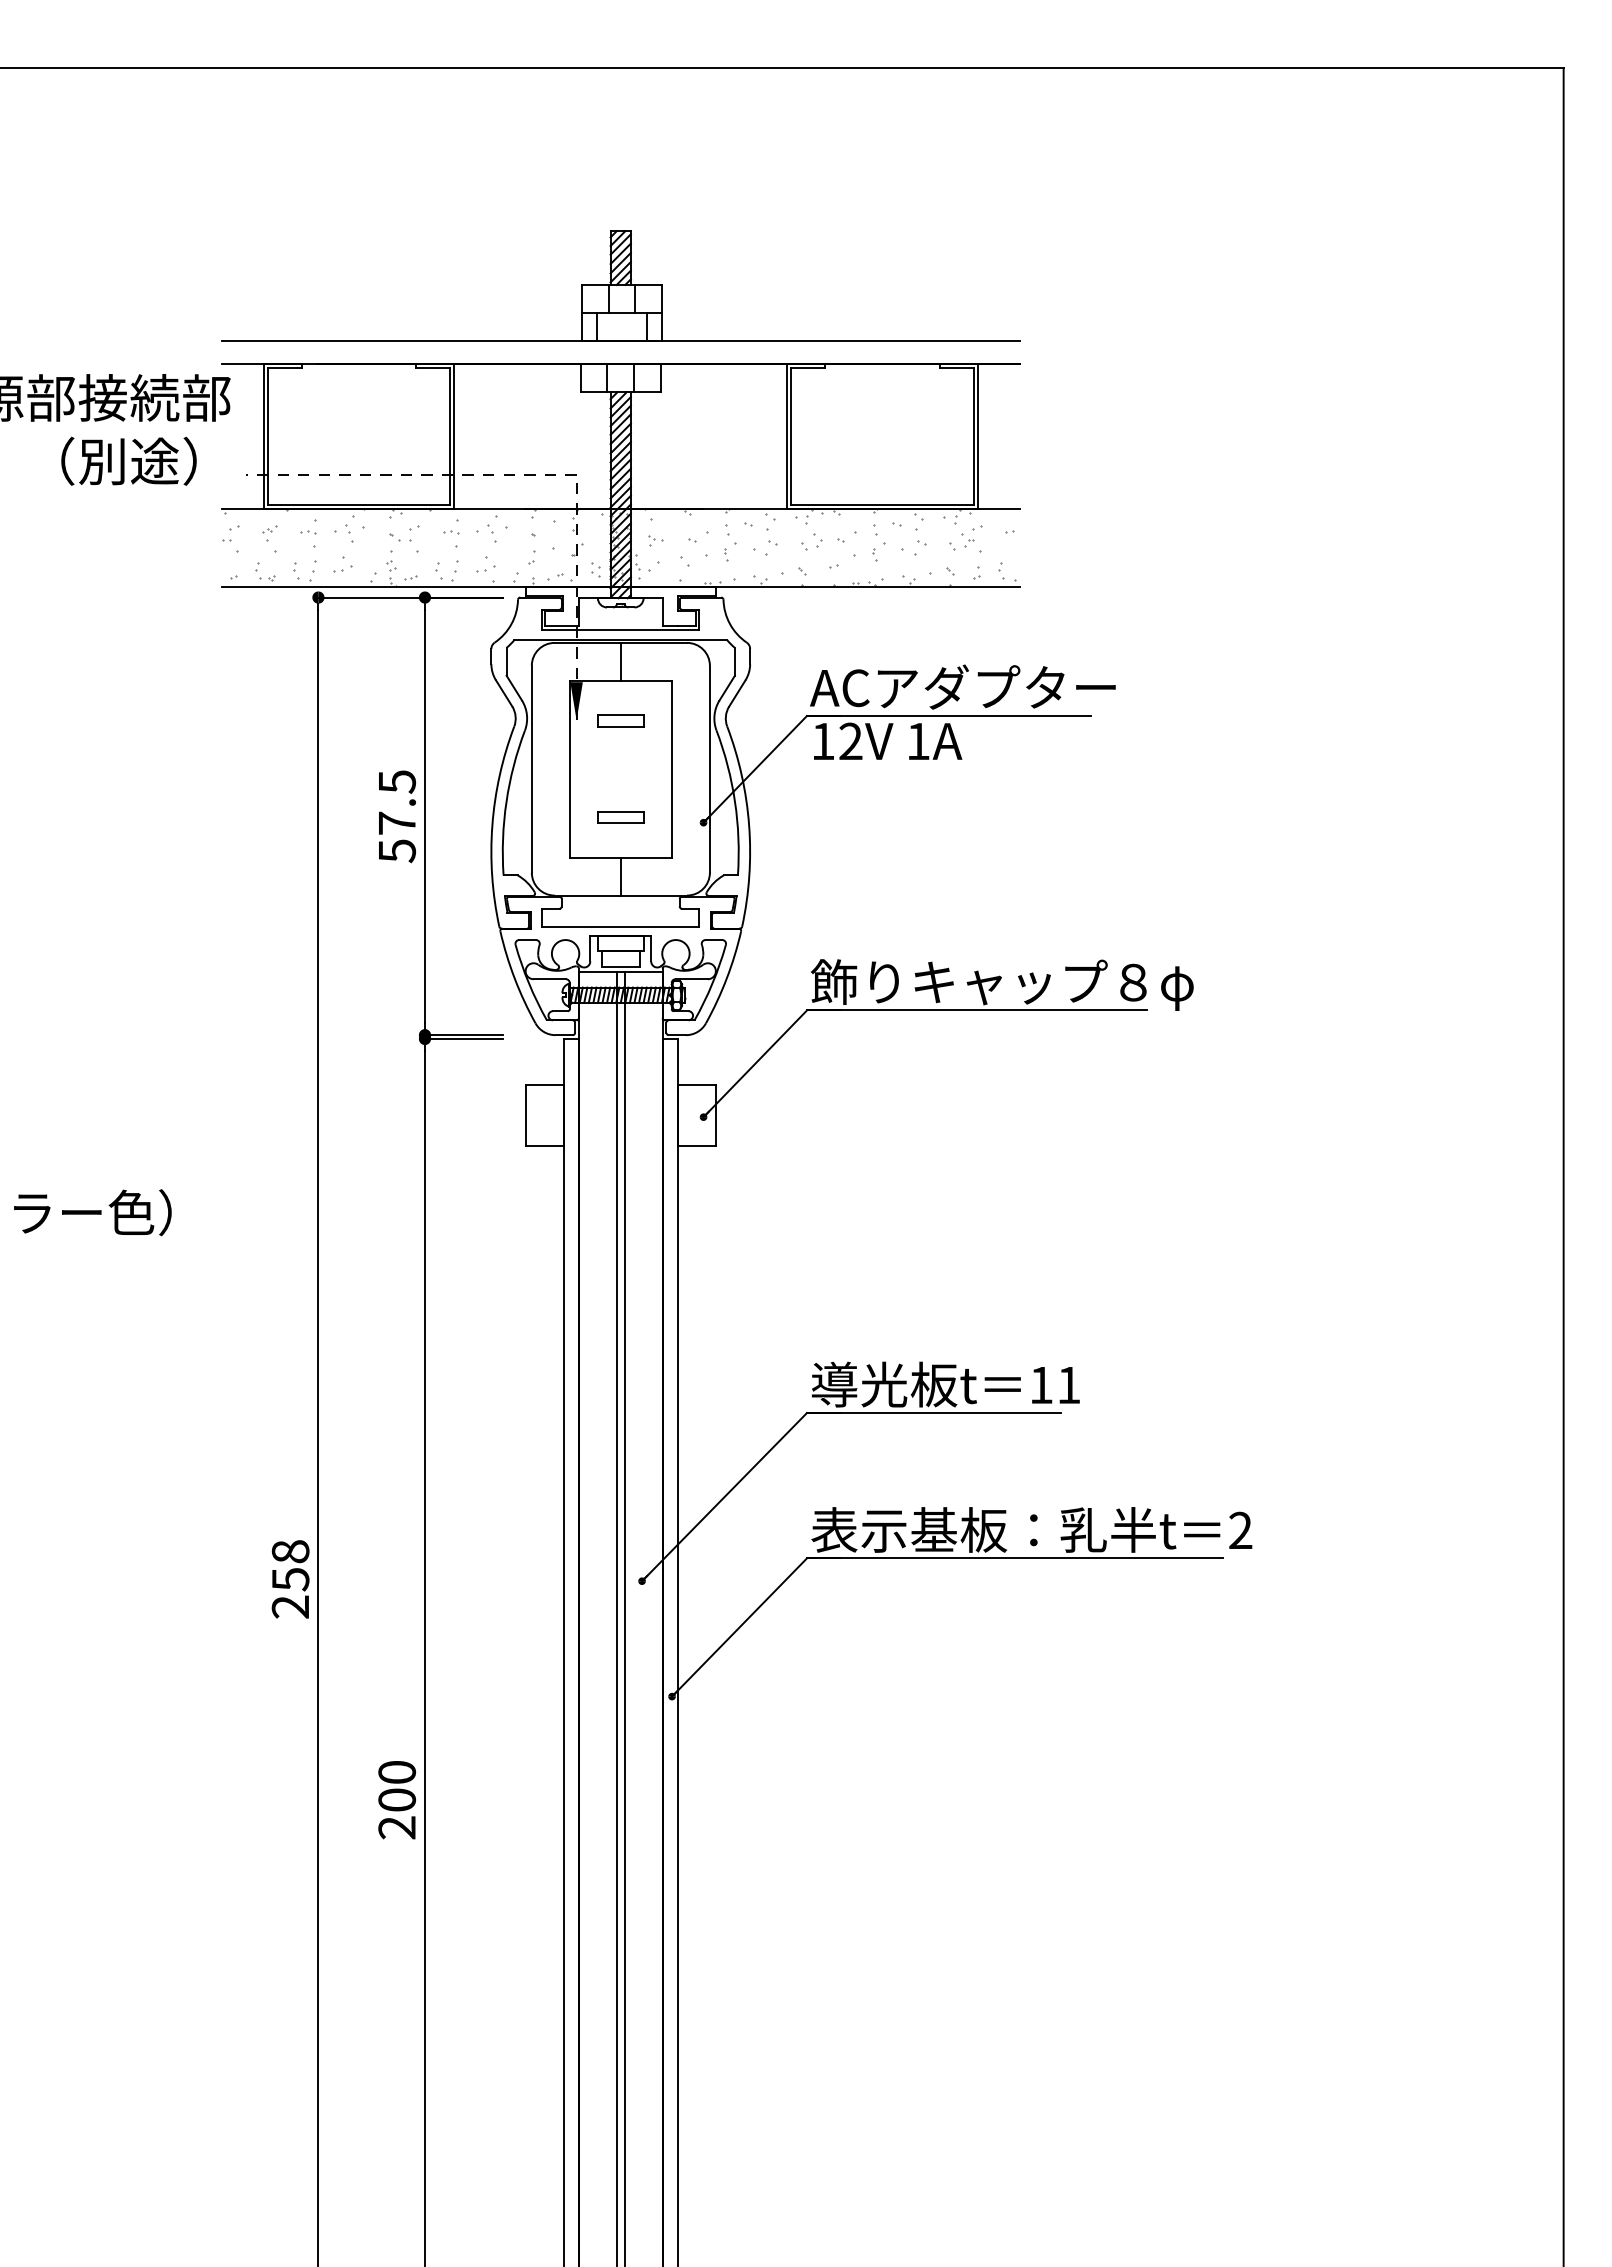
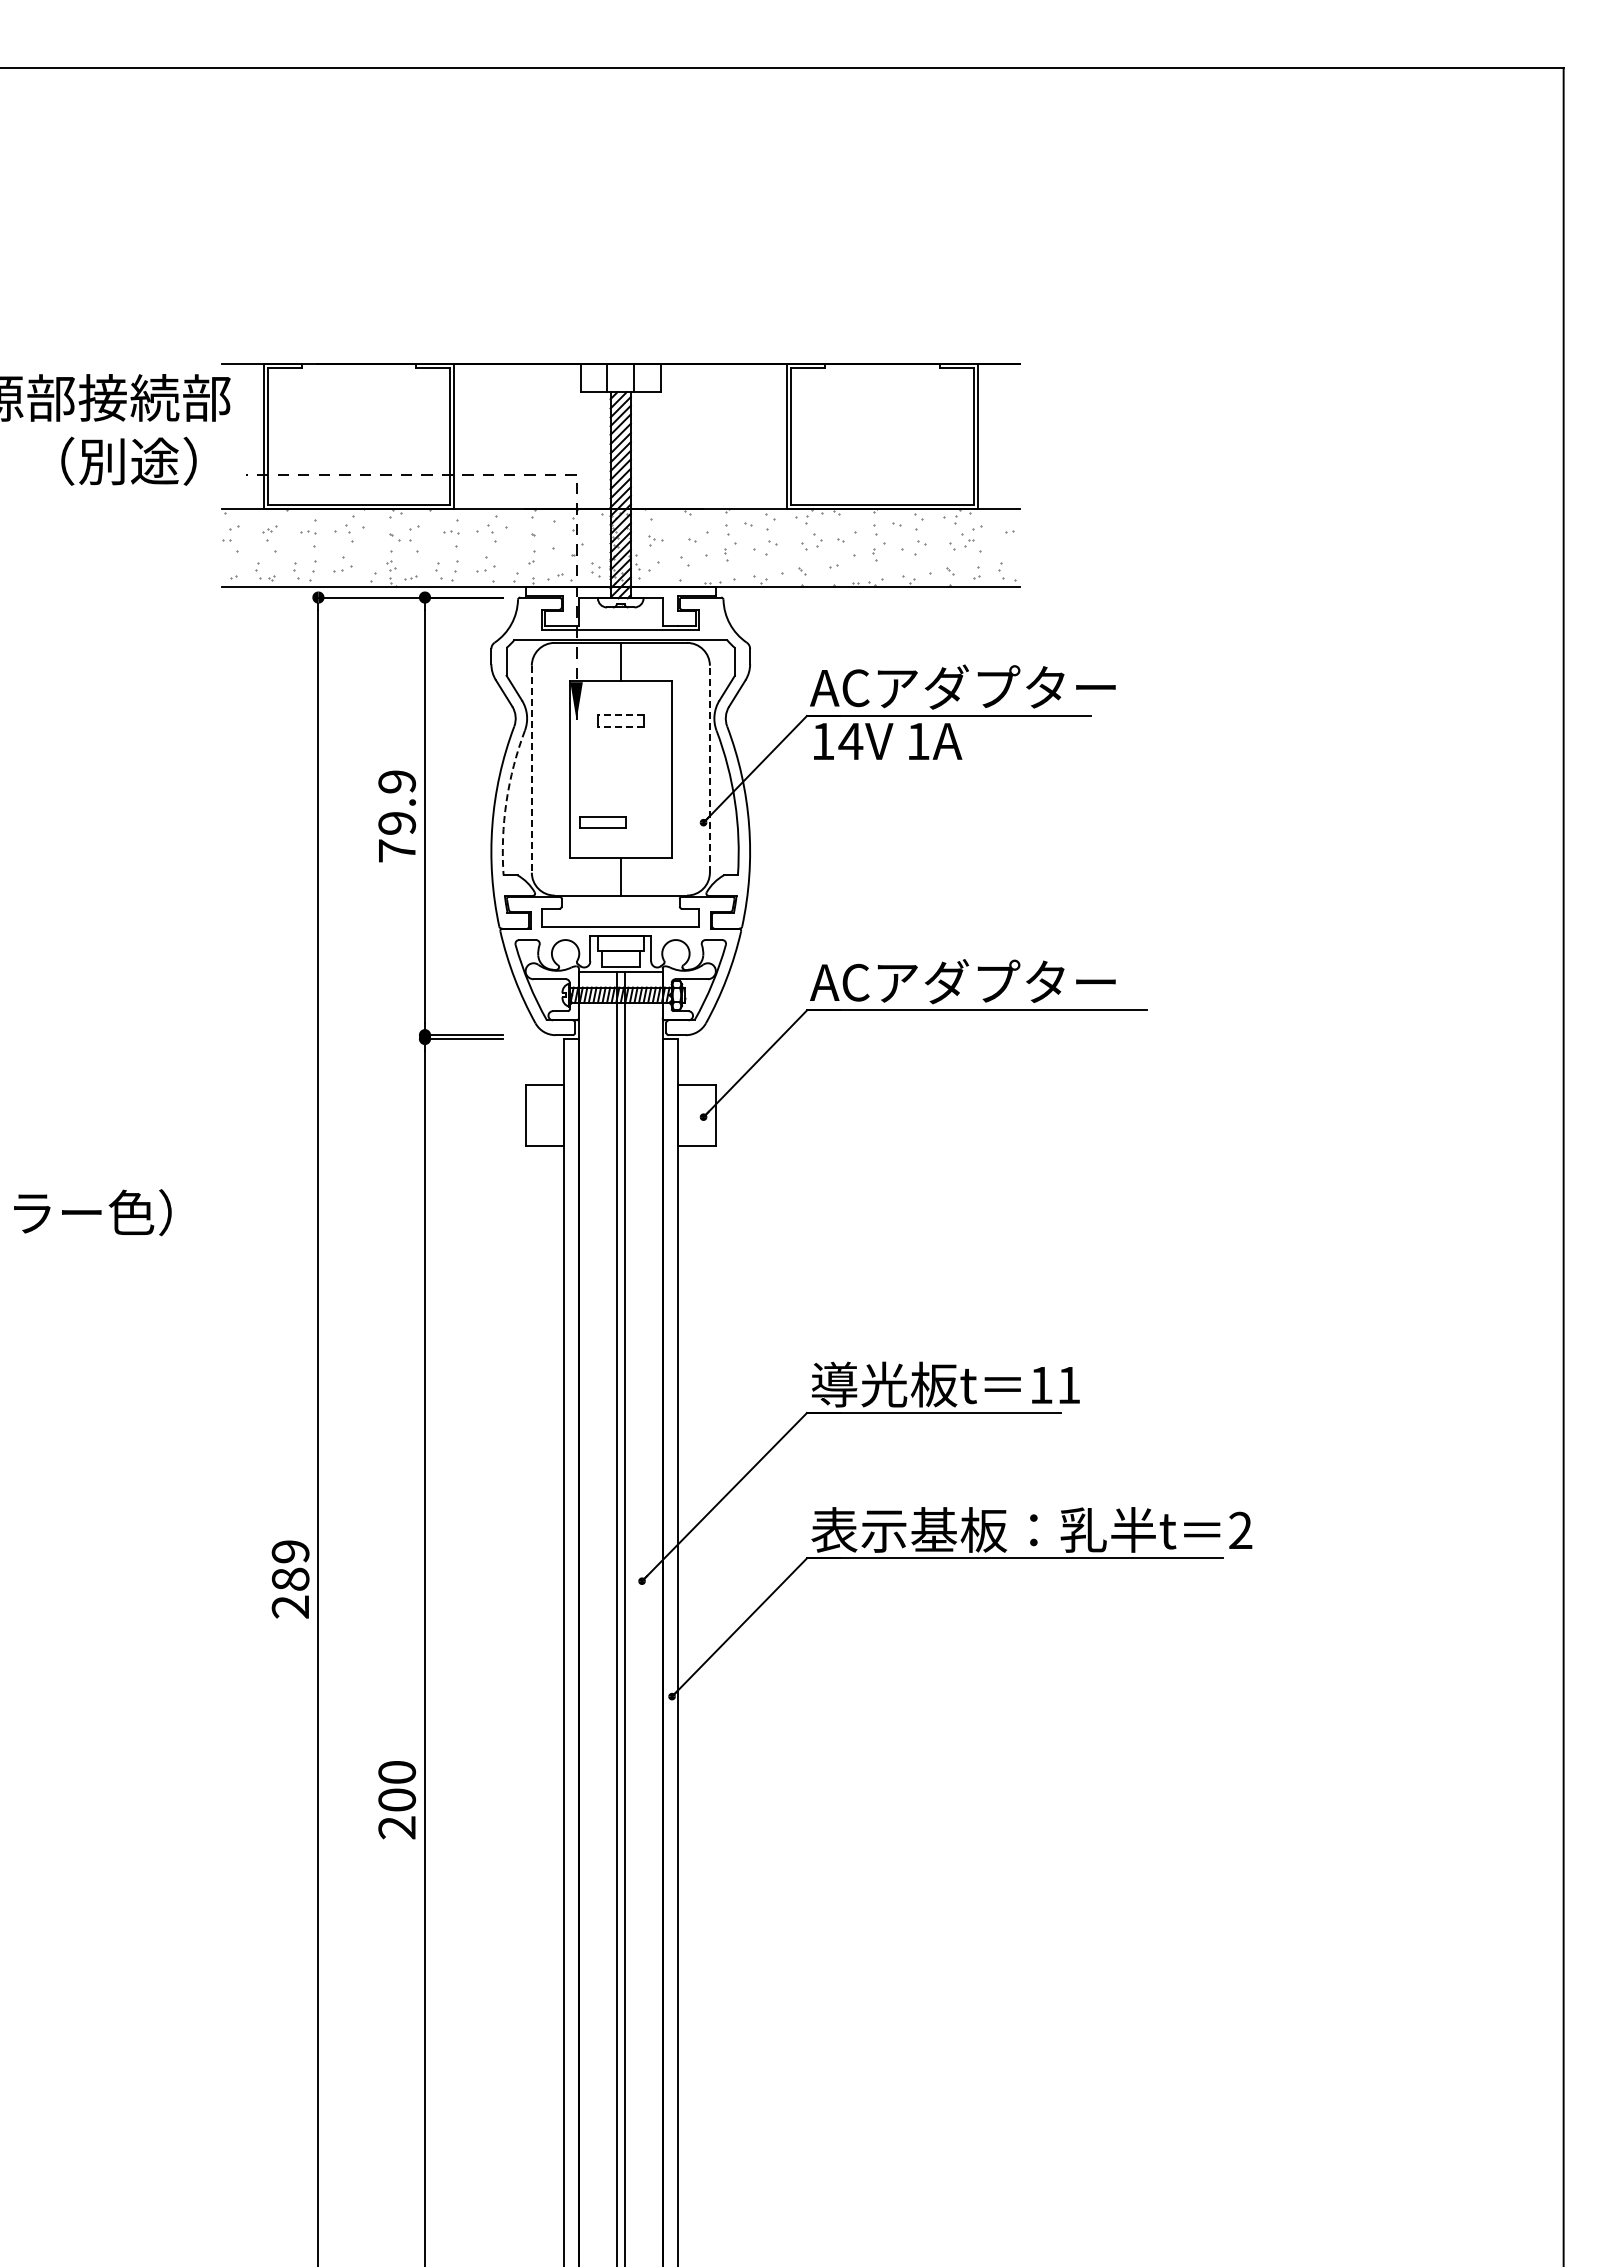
part: present -> none (620, 285)
line: solid -> dashed (620, 715)
line: solid -> dashed (620, 726)
text: 12V -> 14V (850, 740)
line: solid -> dashed (531, 769)
line: solid -> dashed (709, 769)
arc: solid -> dashed (506, 801)
text: 57.5 -> 79.9 (397, 816)
part position: (620, 817) -> (602, 822) (602, 822)
text: 飾りキャップ８φ -> ACアダプター (1001, 984)
text: 258 -> 289 (290, 1565)
